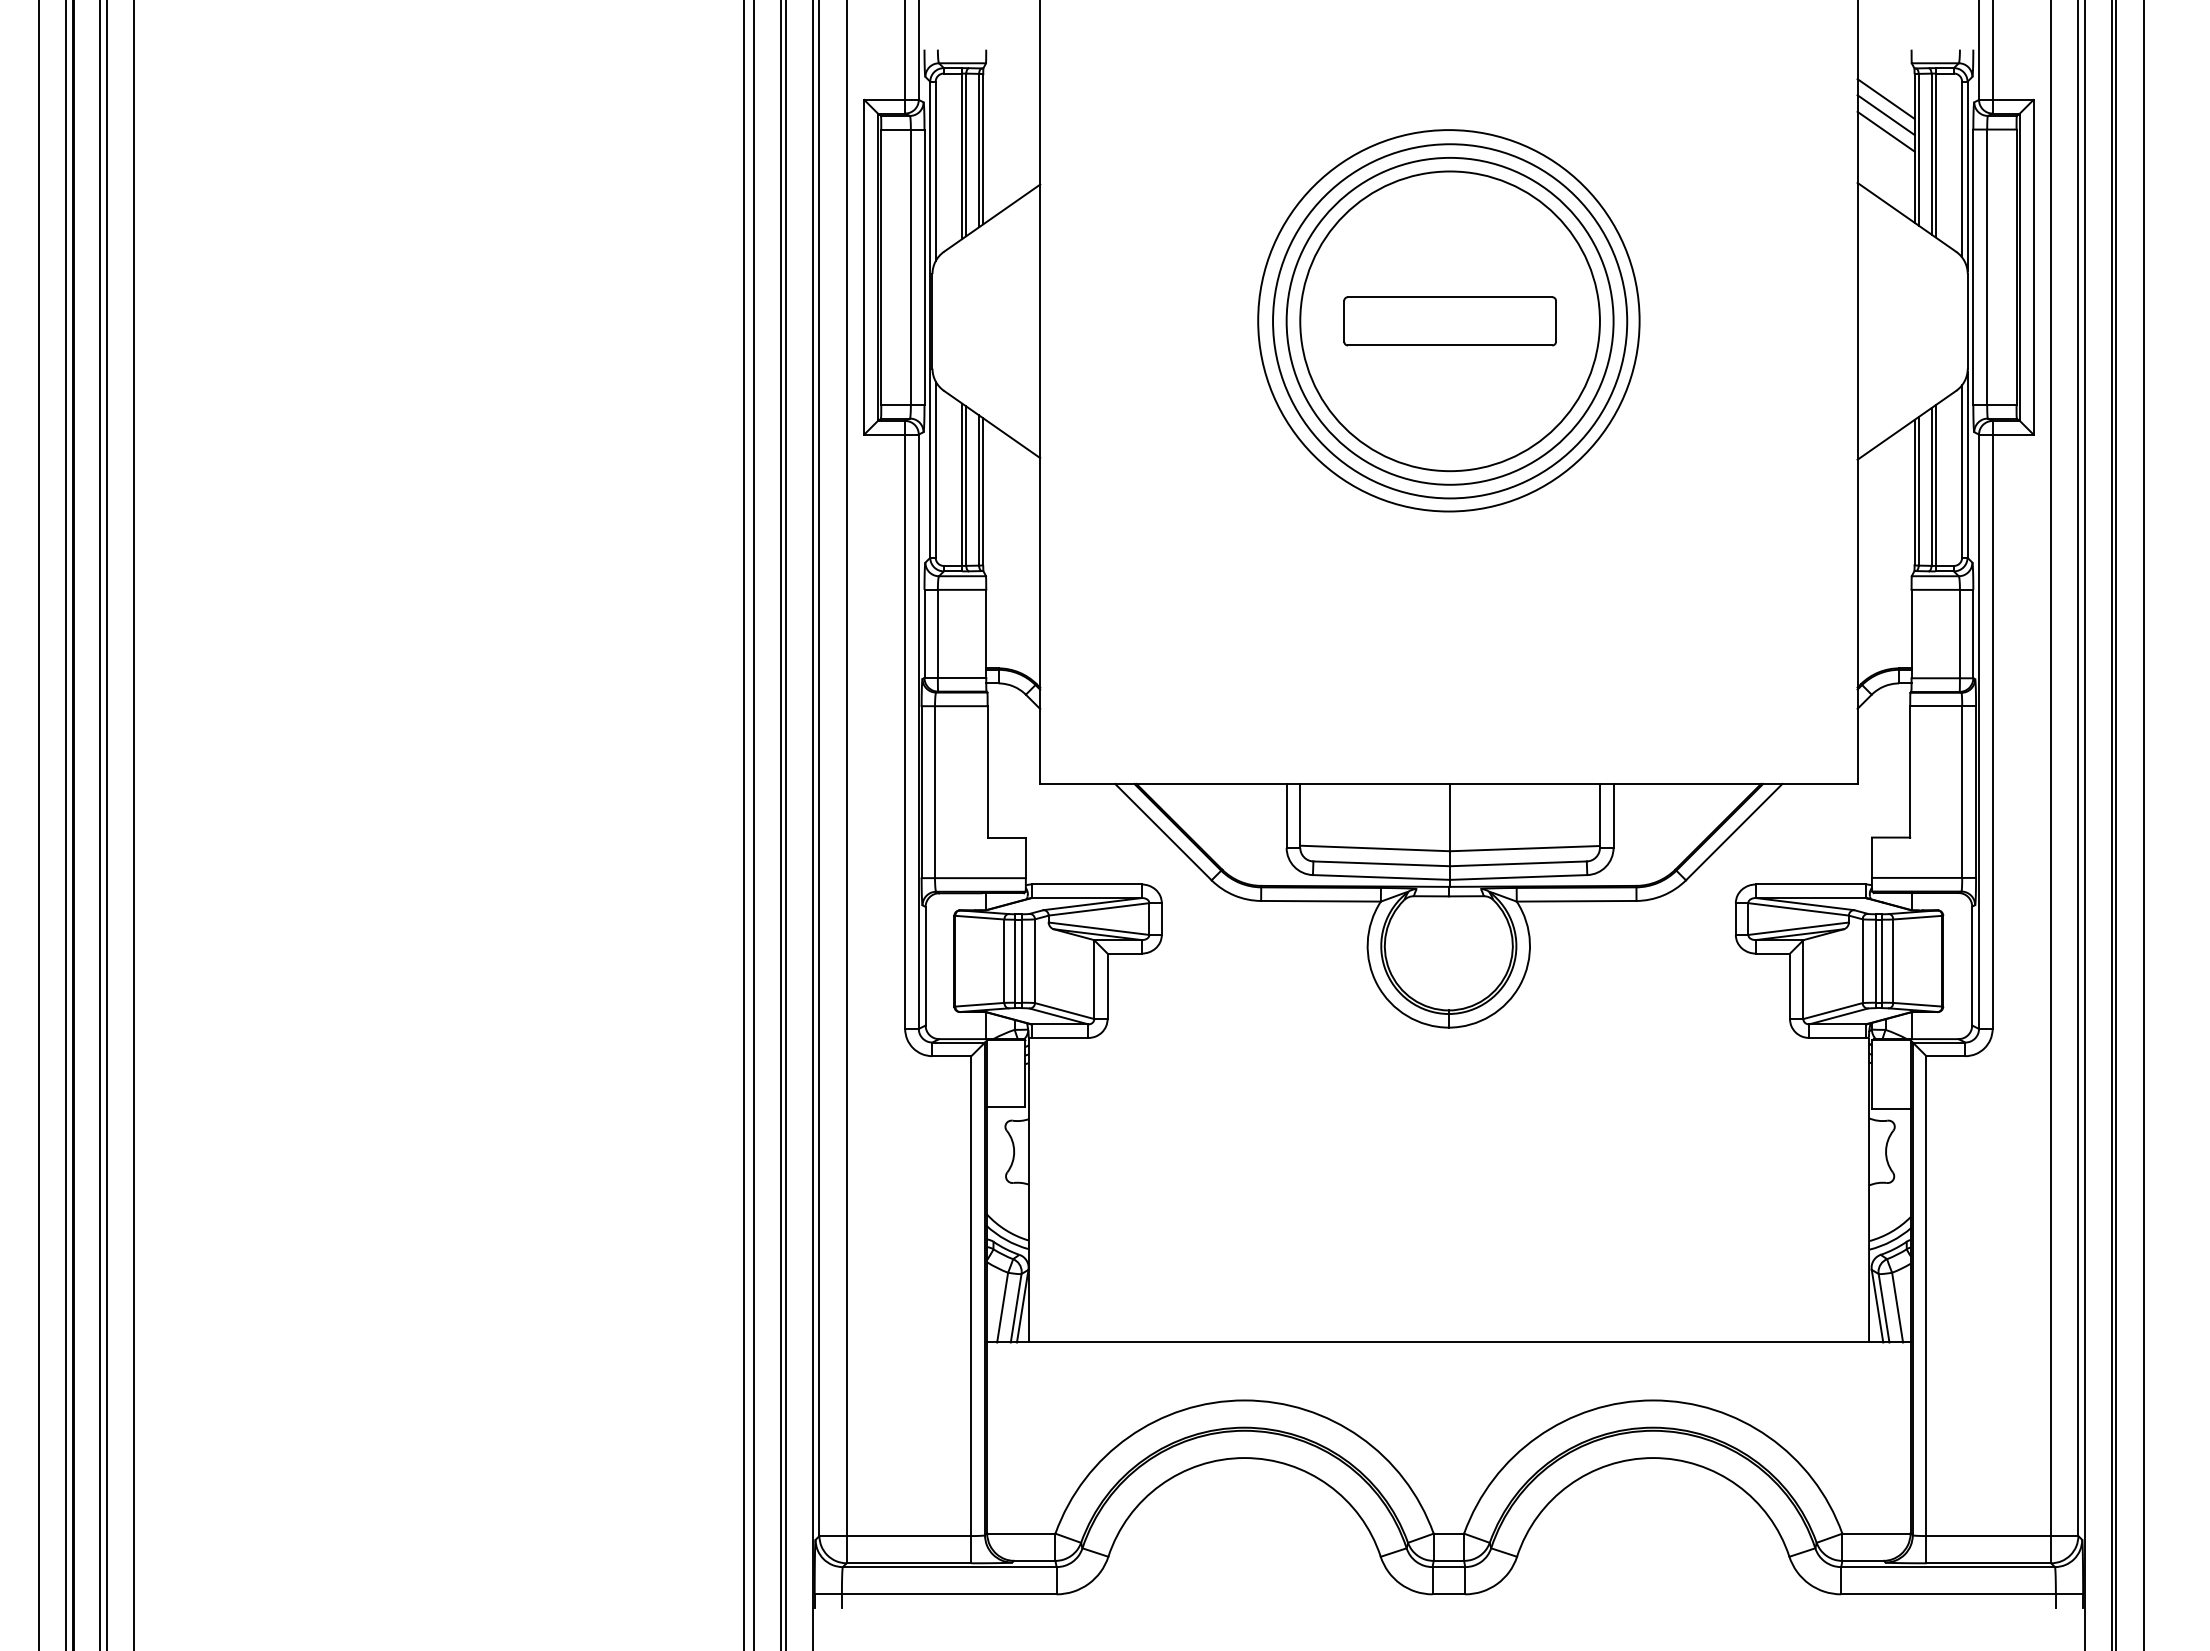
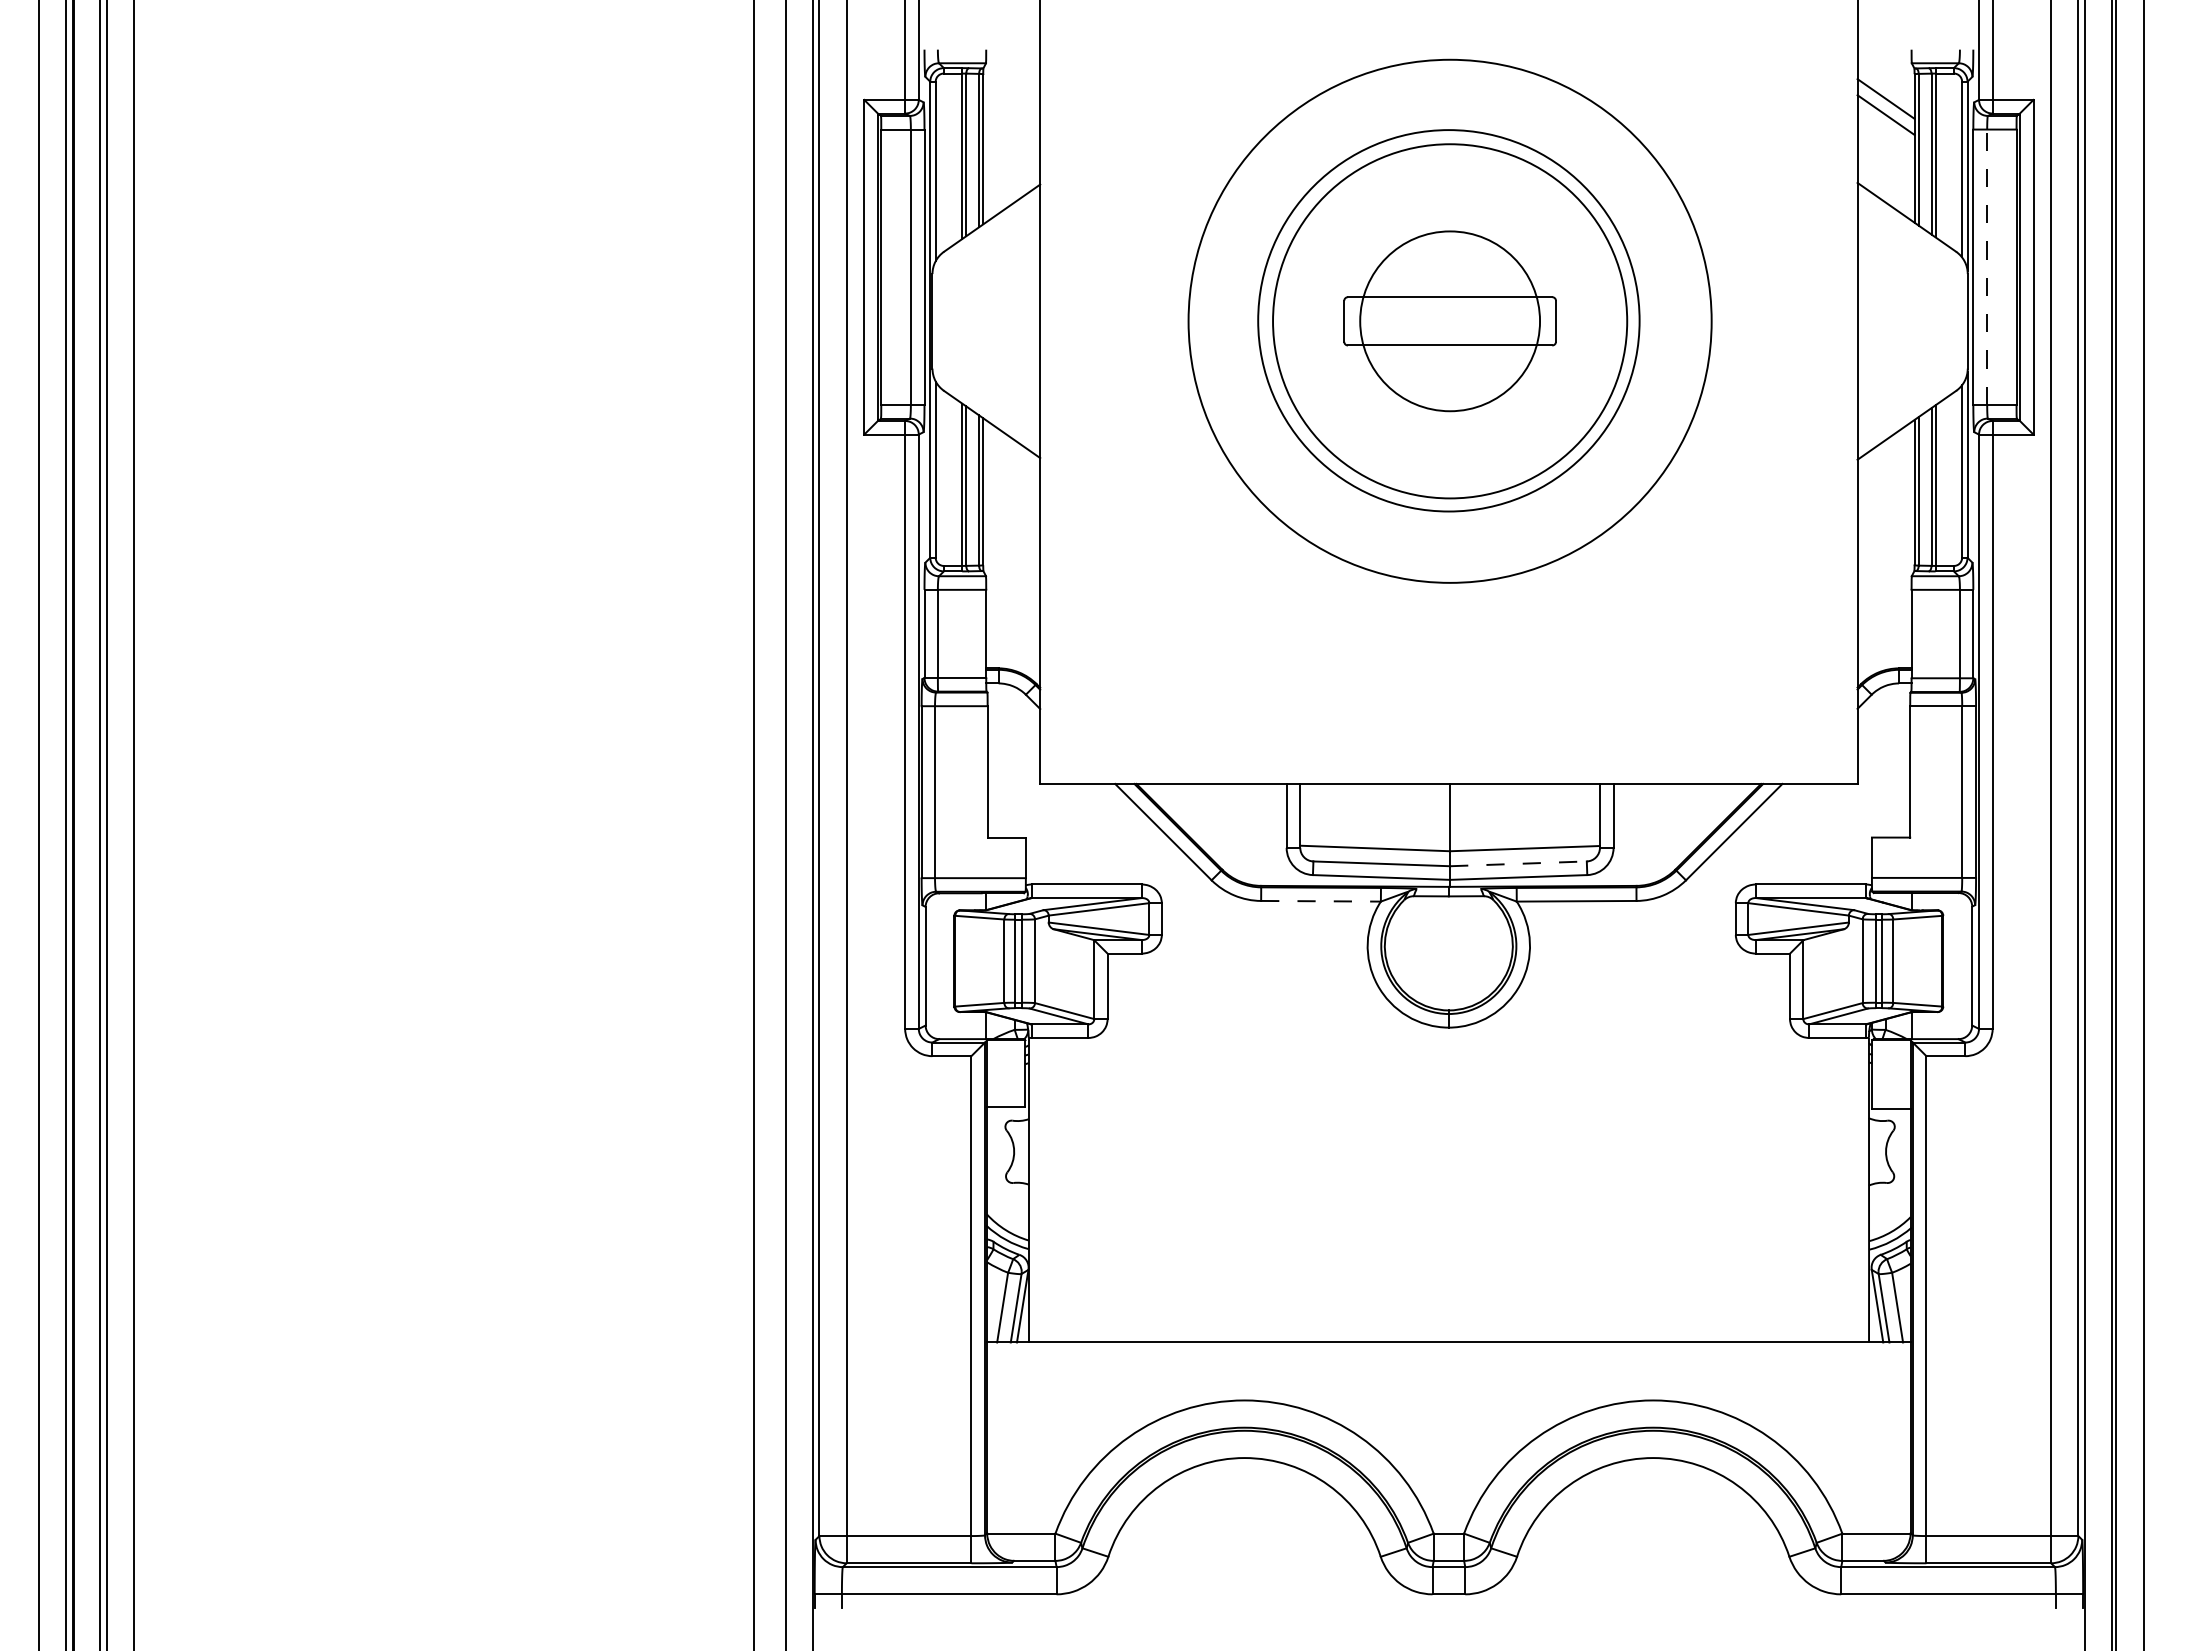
line: present -> none (1885, 131)
line: solid -> dashed (1987, 267)
circle diameter: 327 px -> 523 px (1449, 320)
circle diameter: 300 px -> 180 px (1450, 321)
line: present -> none (744, 824)
line: present -> none (781, 824)
line: solid -> dashed (1518, 863)
line: solid -> dashed (1321, 901)
